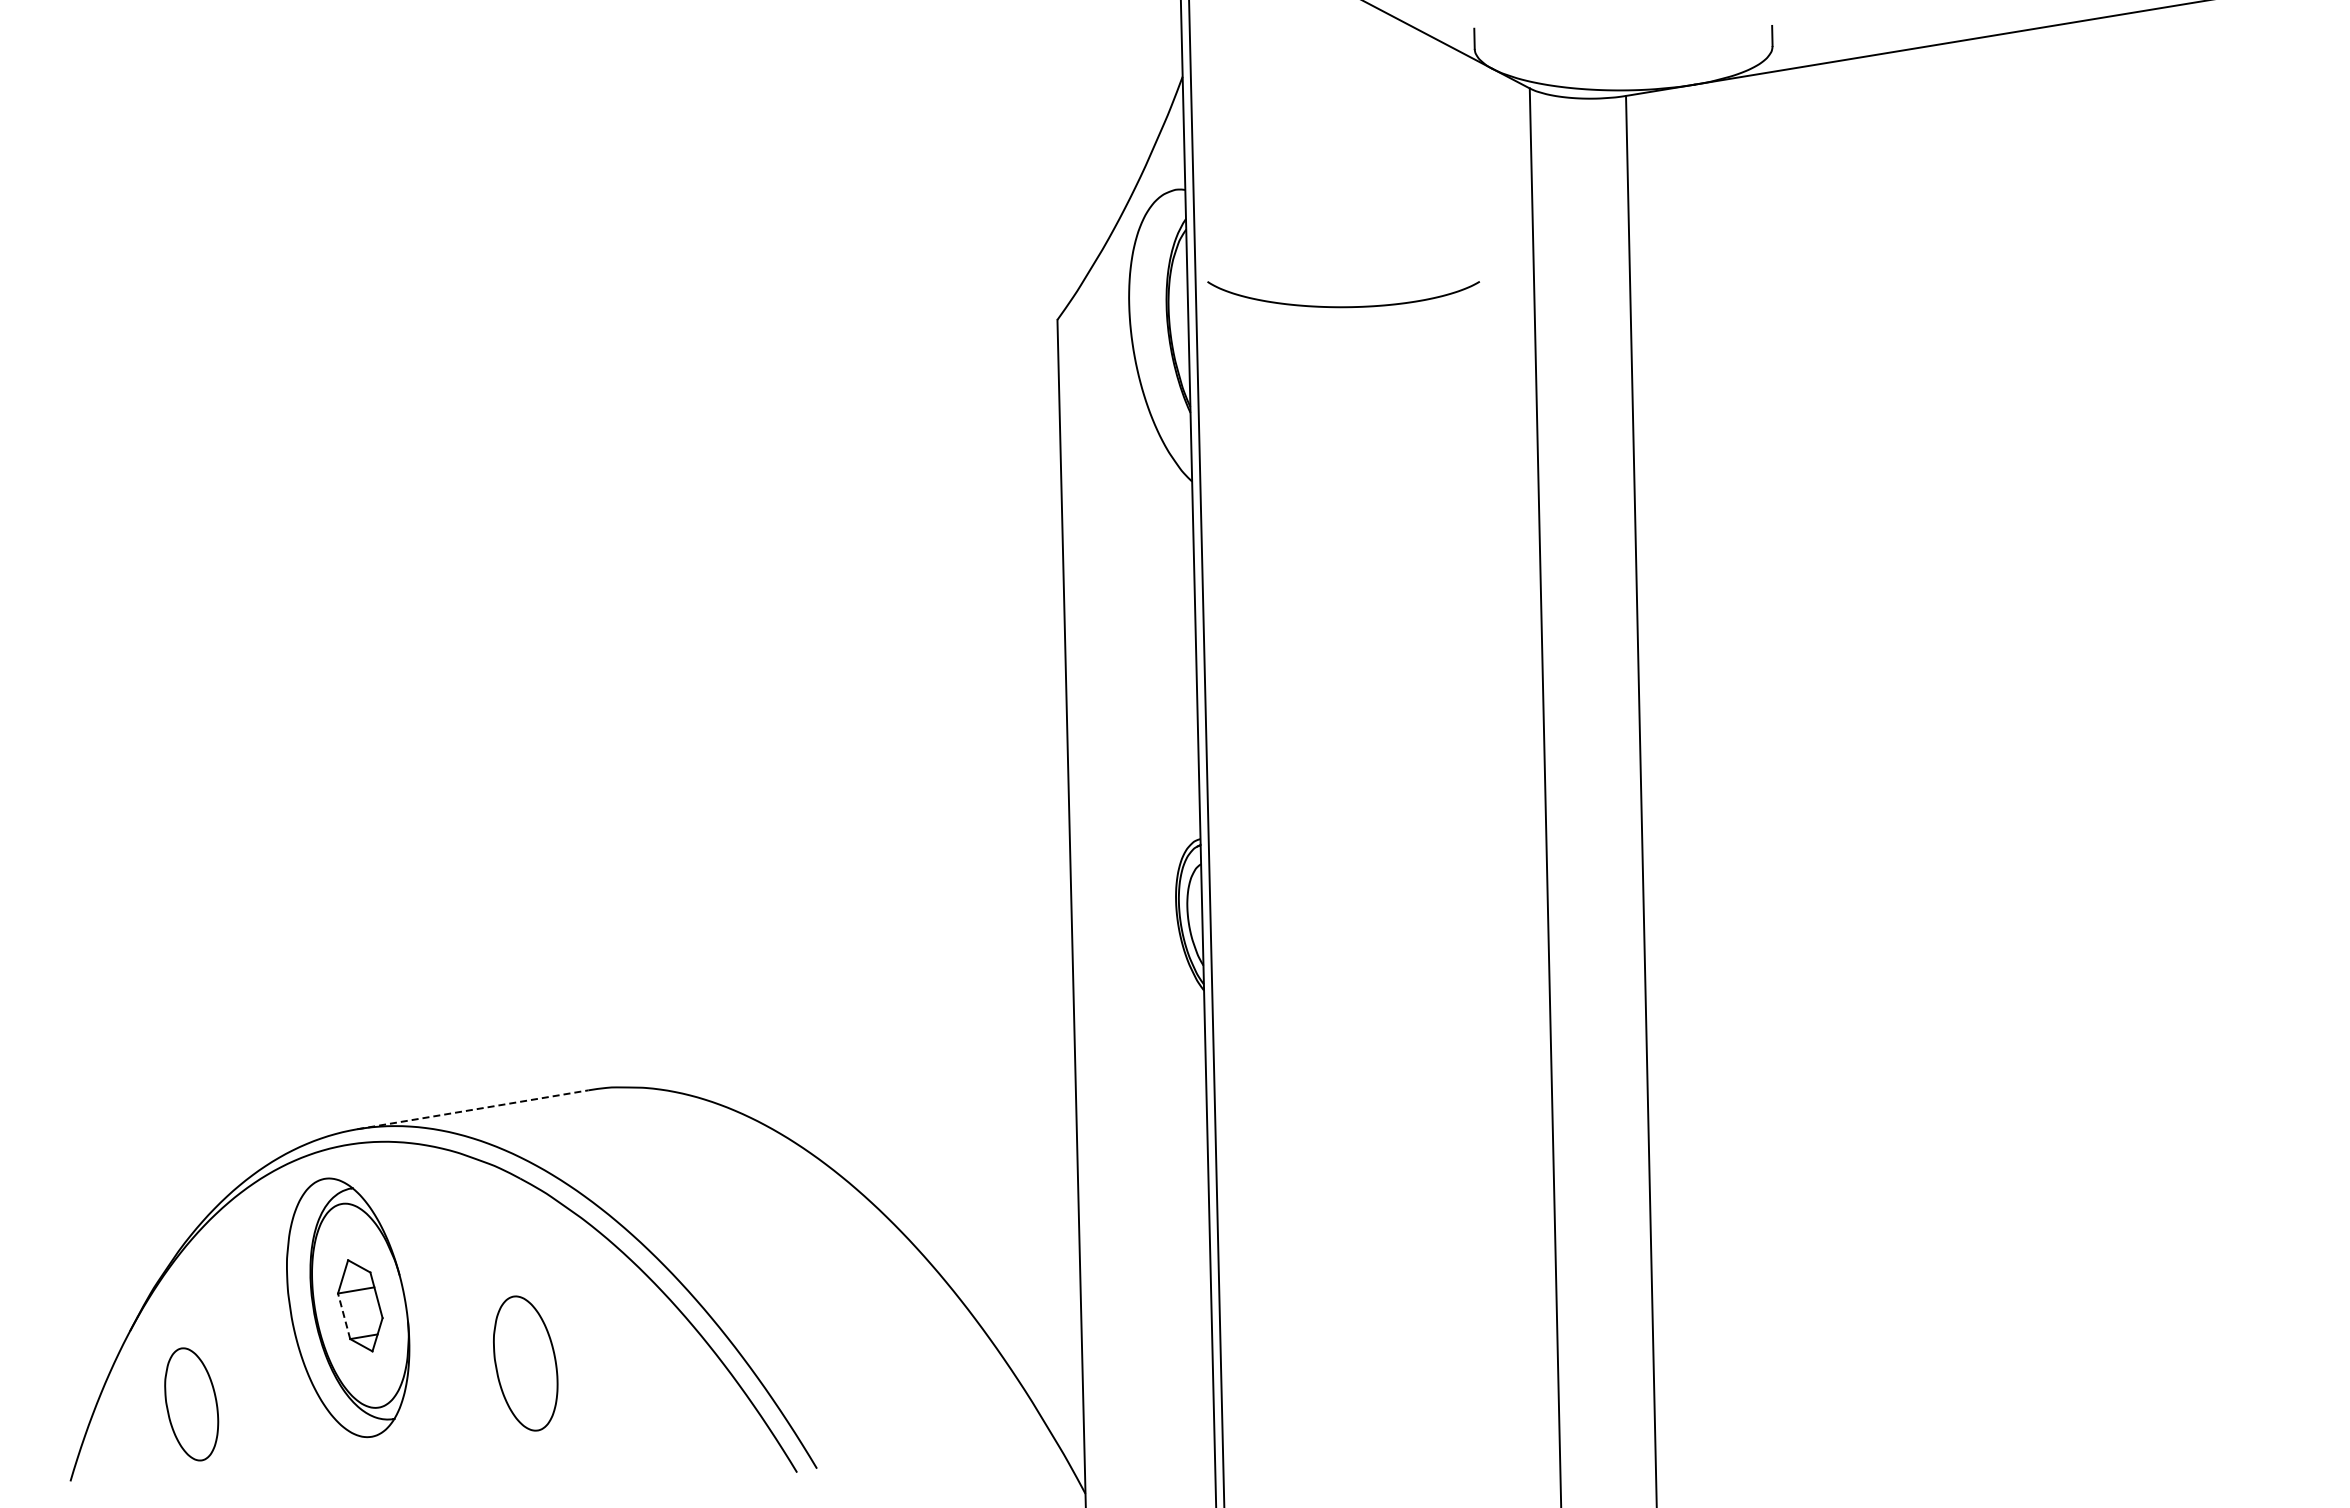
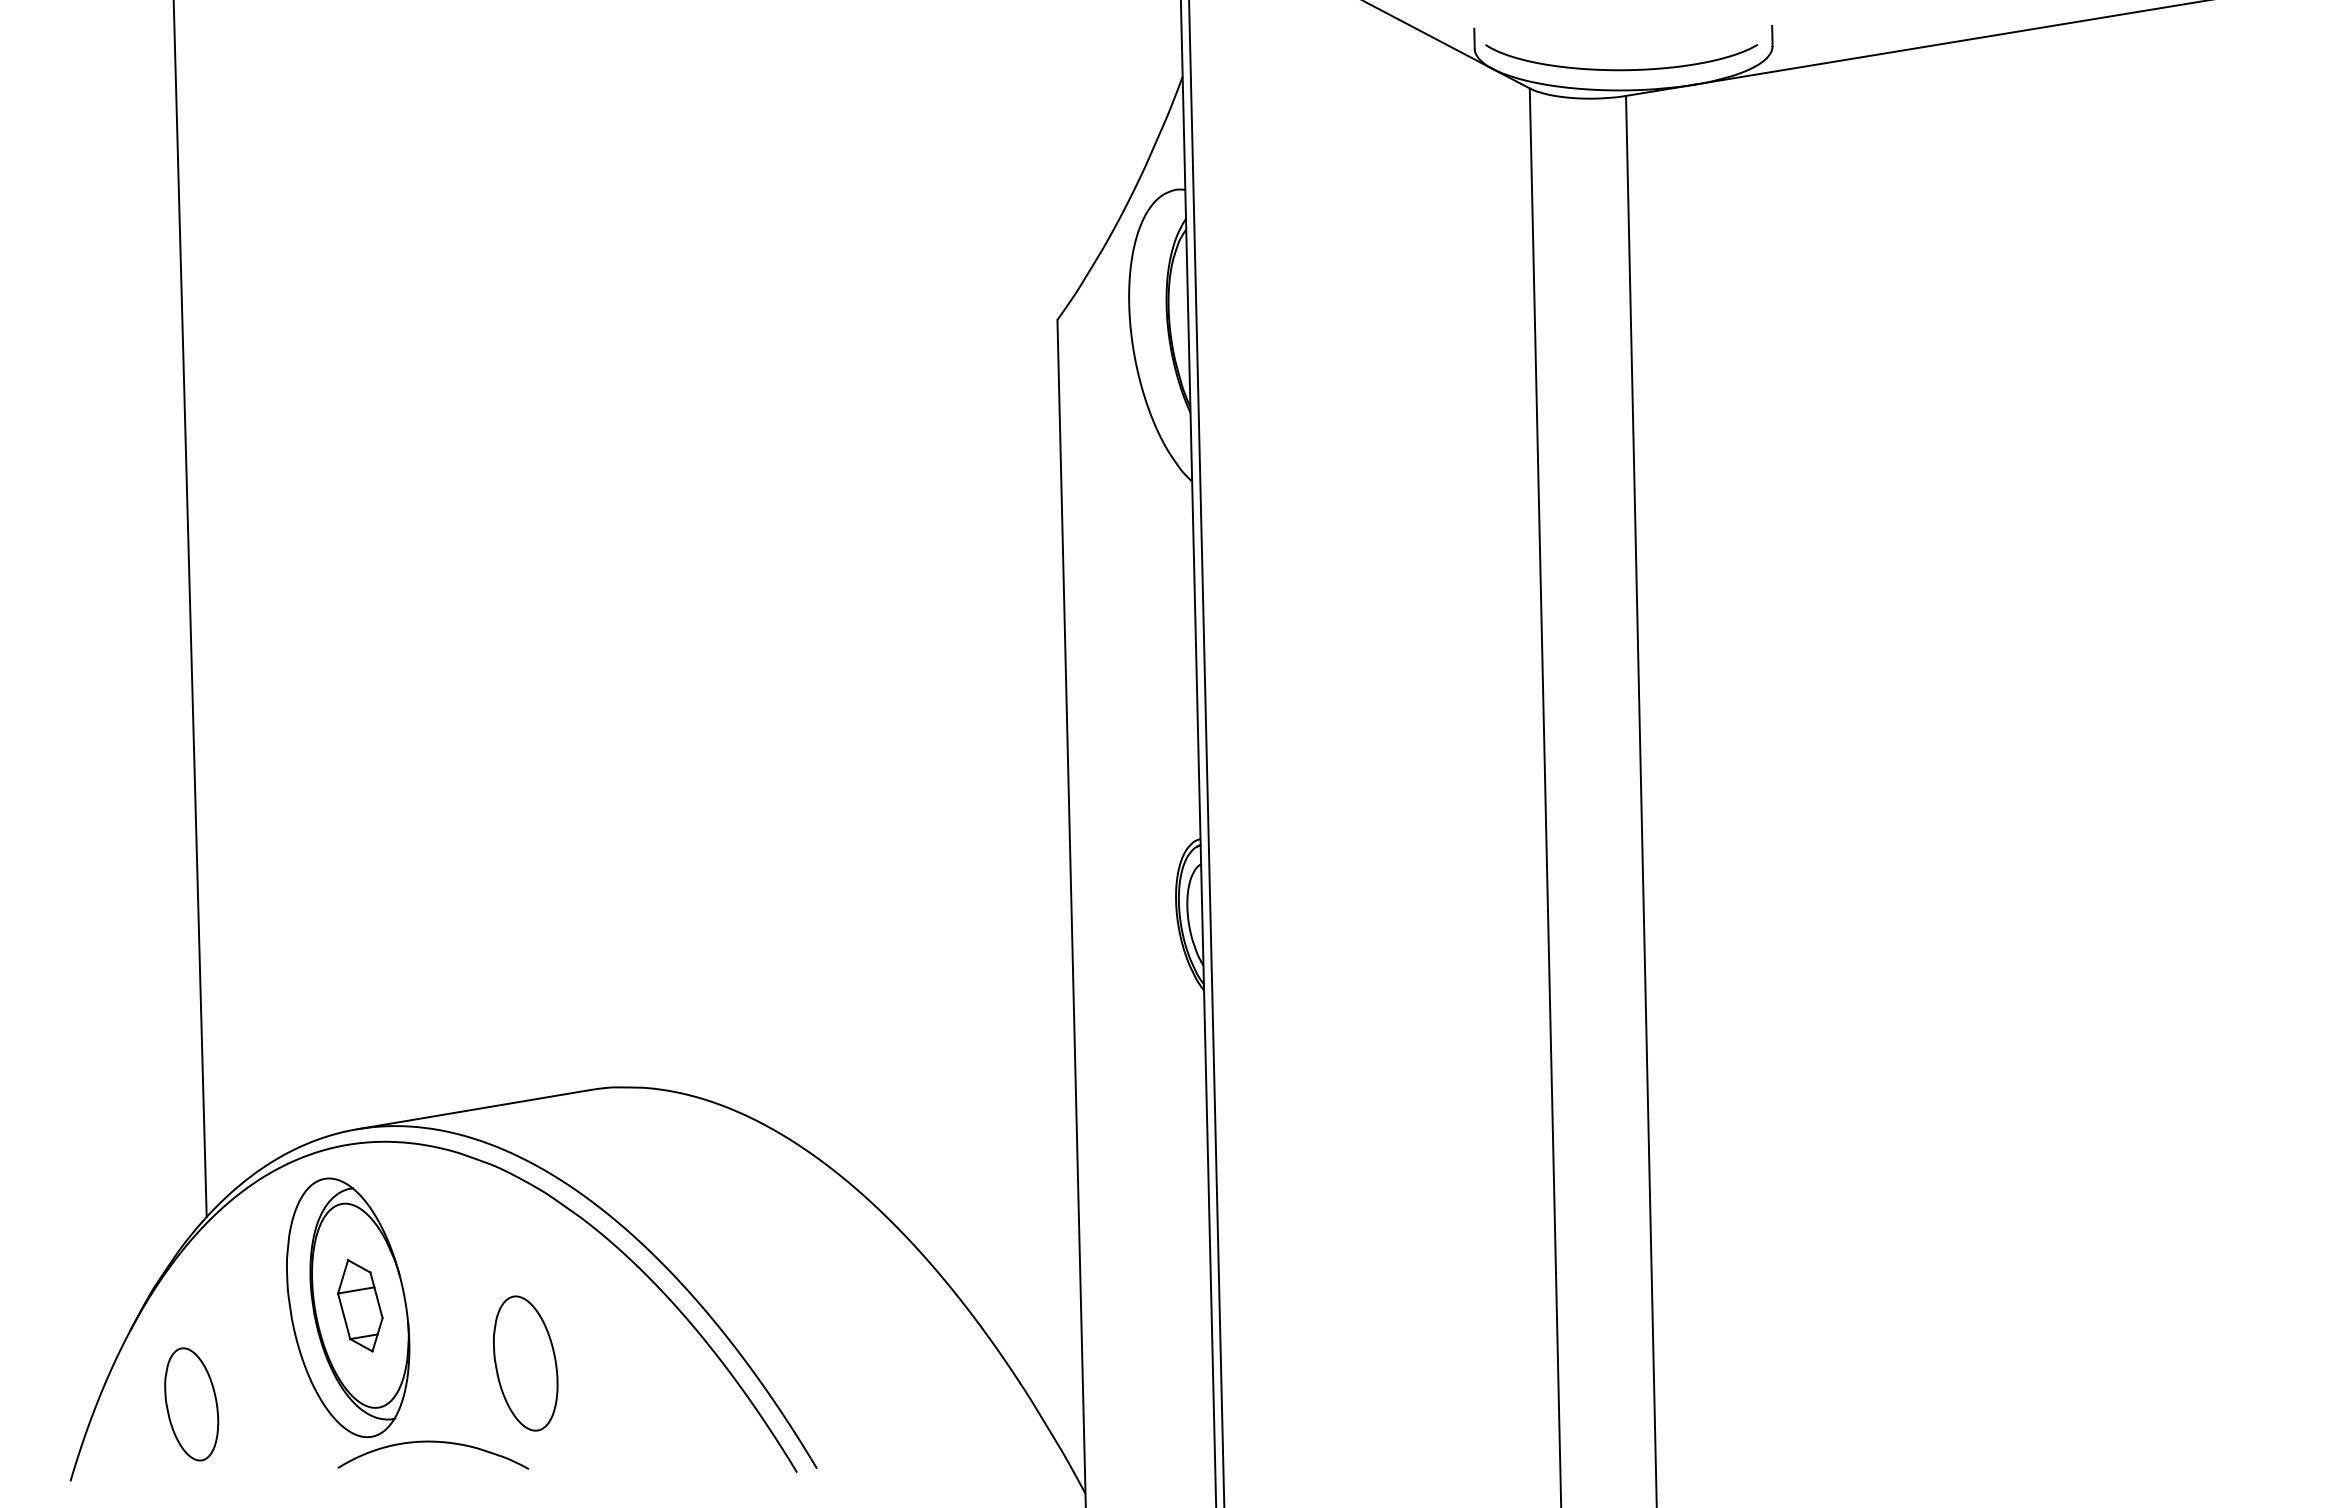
curve position: (1343, 306) -> (1621, 69) (1621, 69)
line: none -> present (189, 609)
line: dashed -> solid (473, 1109)
line: dashed -> solid (344, 1316)
curve: none -> present (433, 1442)
